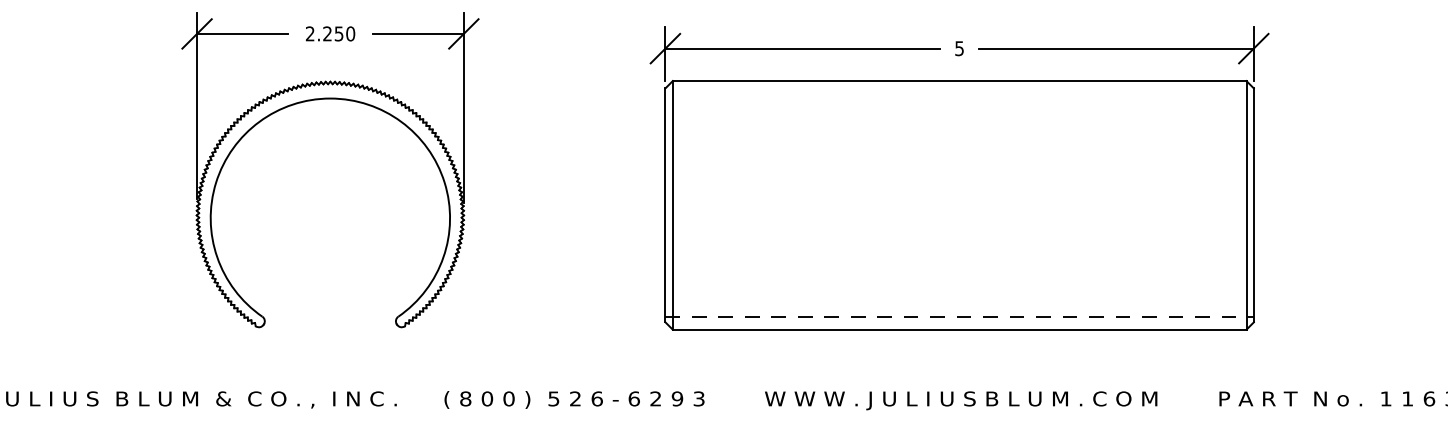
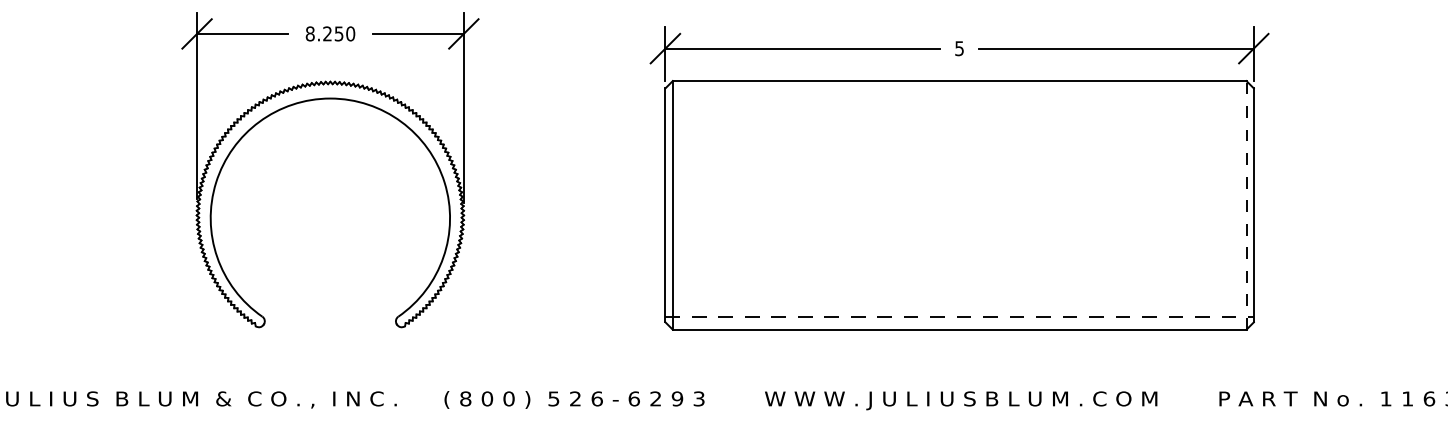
text: 2.250 -> 8.250 (309, 33)
line: solid -> dashed (1246, 204)
